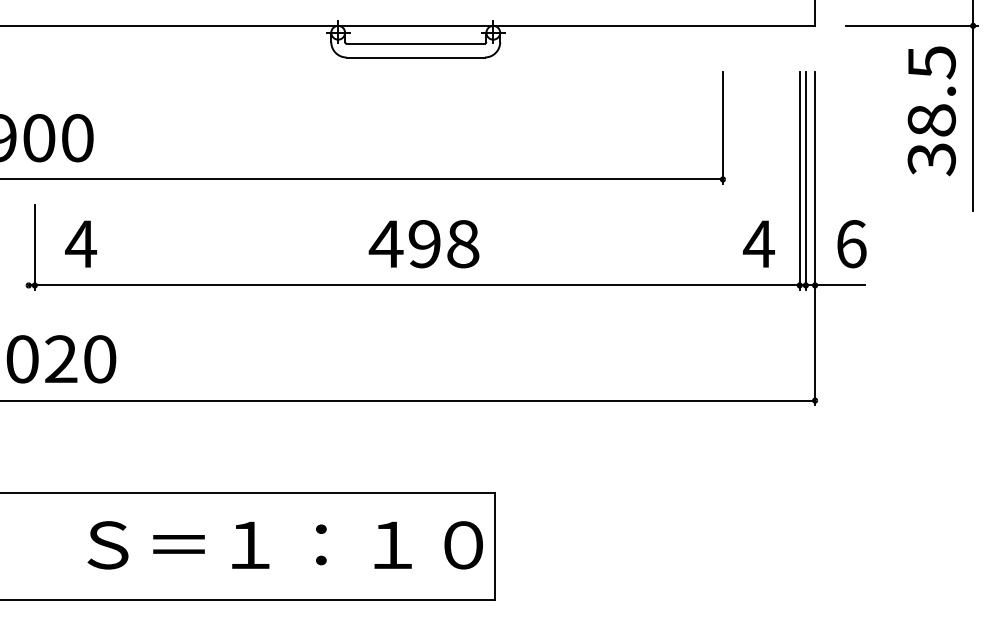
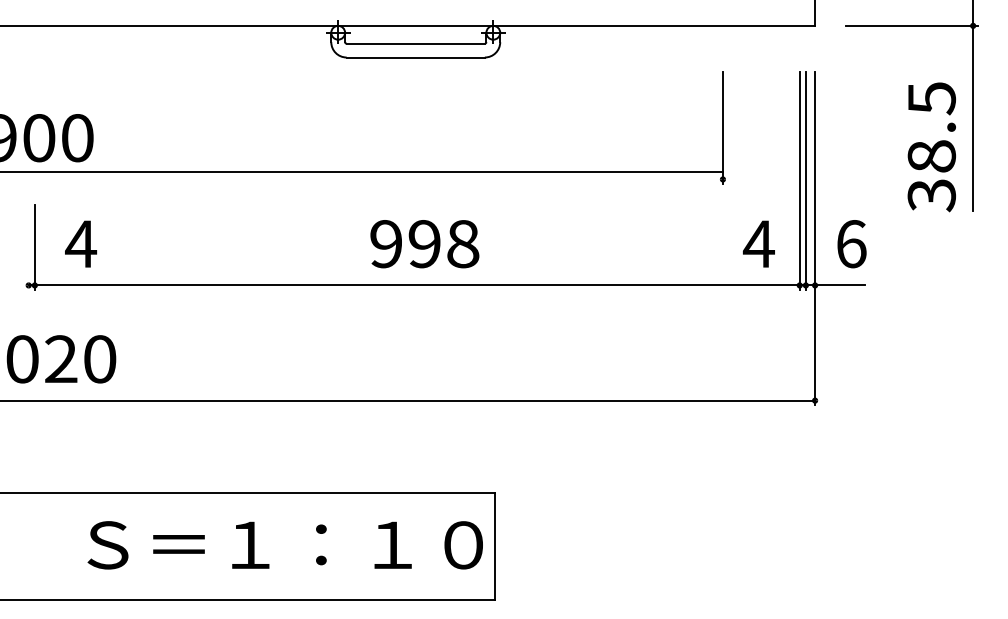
text position: (931, 111) -> (931, 147) (931, 147)
line position: (362, 179) -> (362, 172) (362, 172)
text: 498 -> 998 (385, 244)
